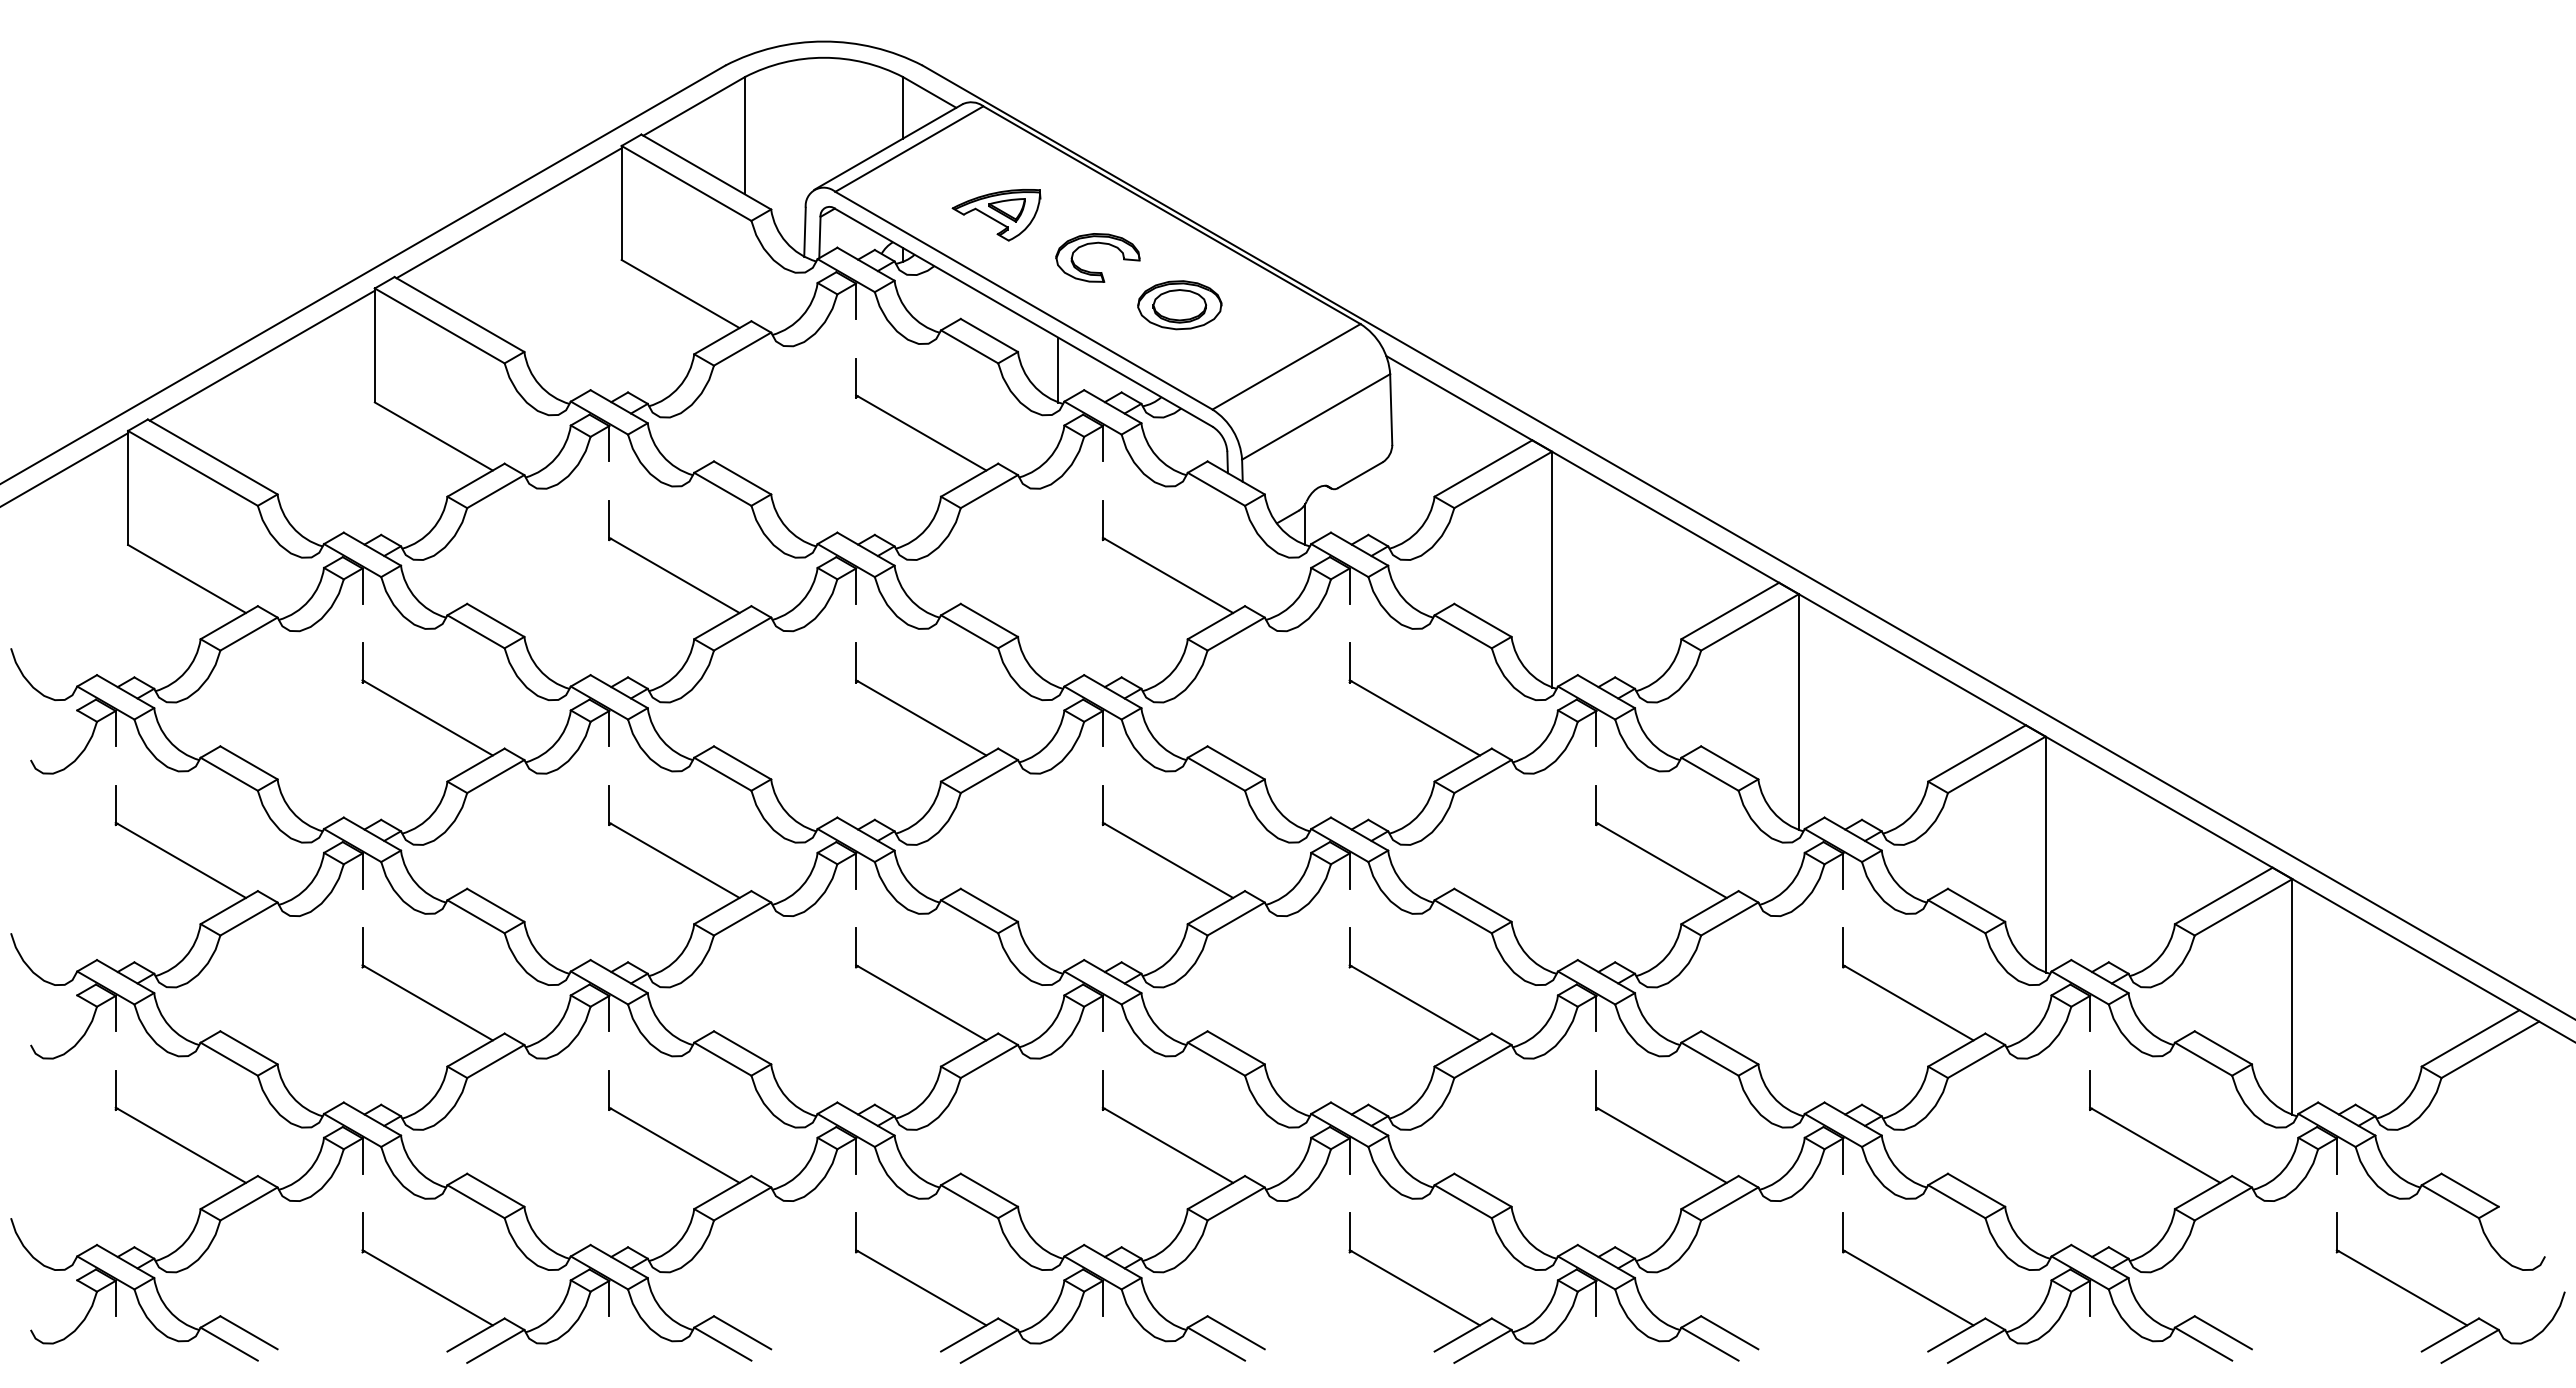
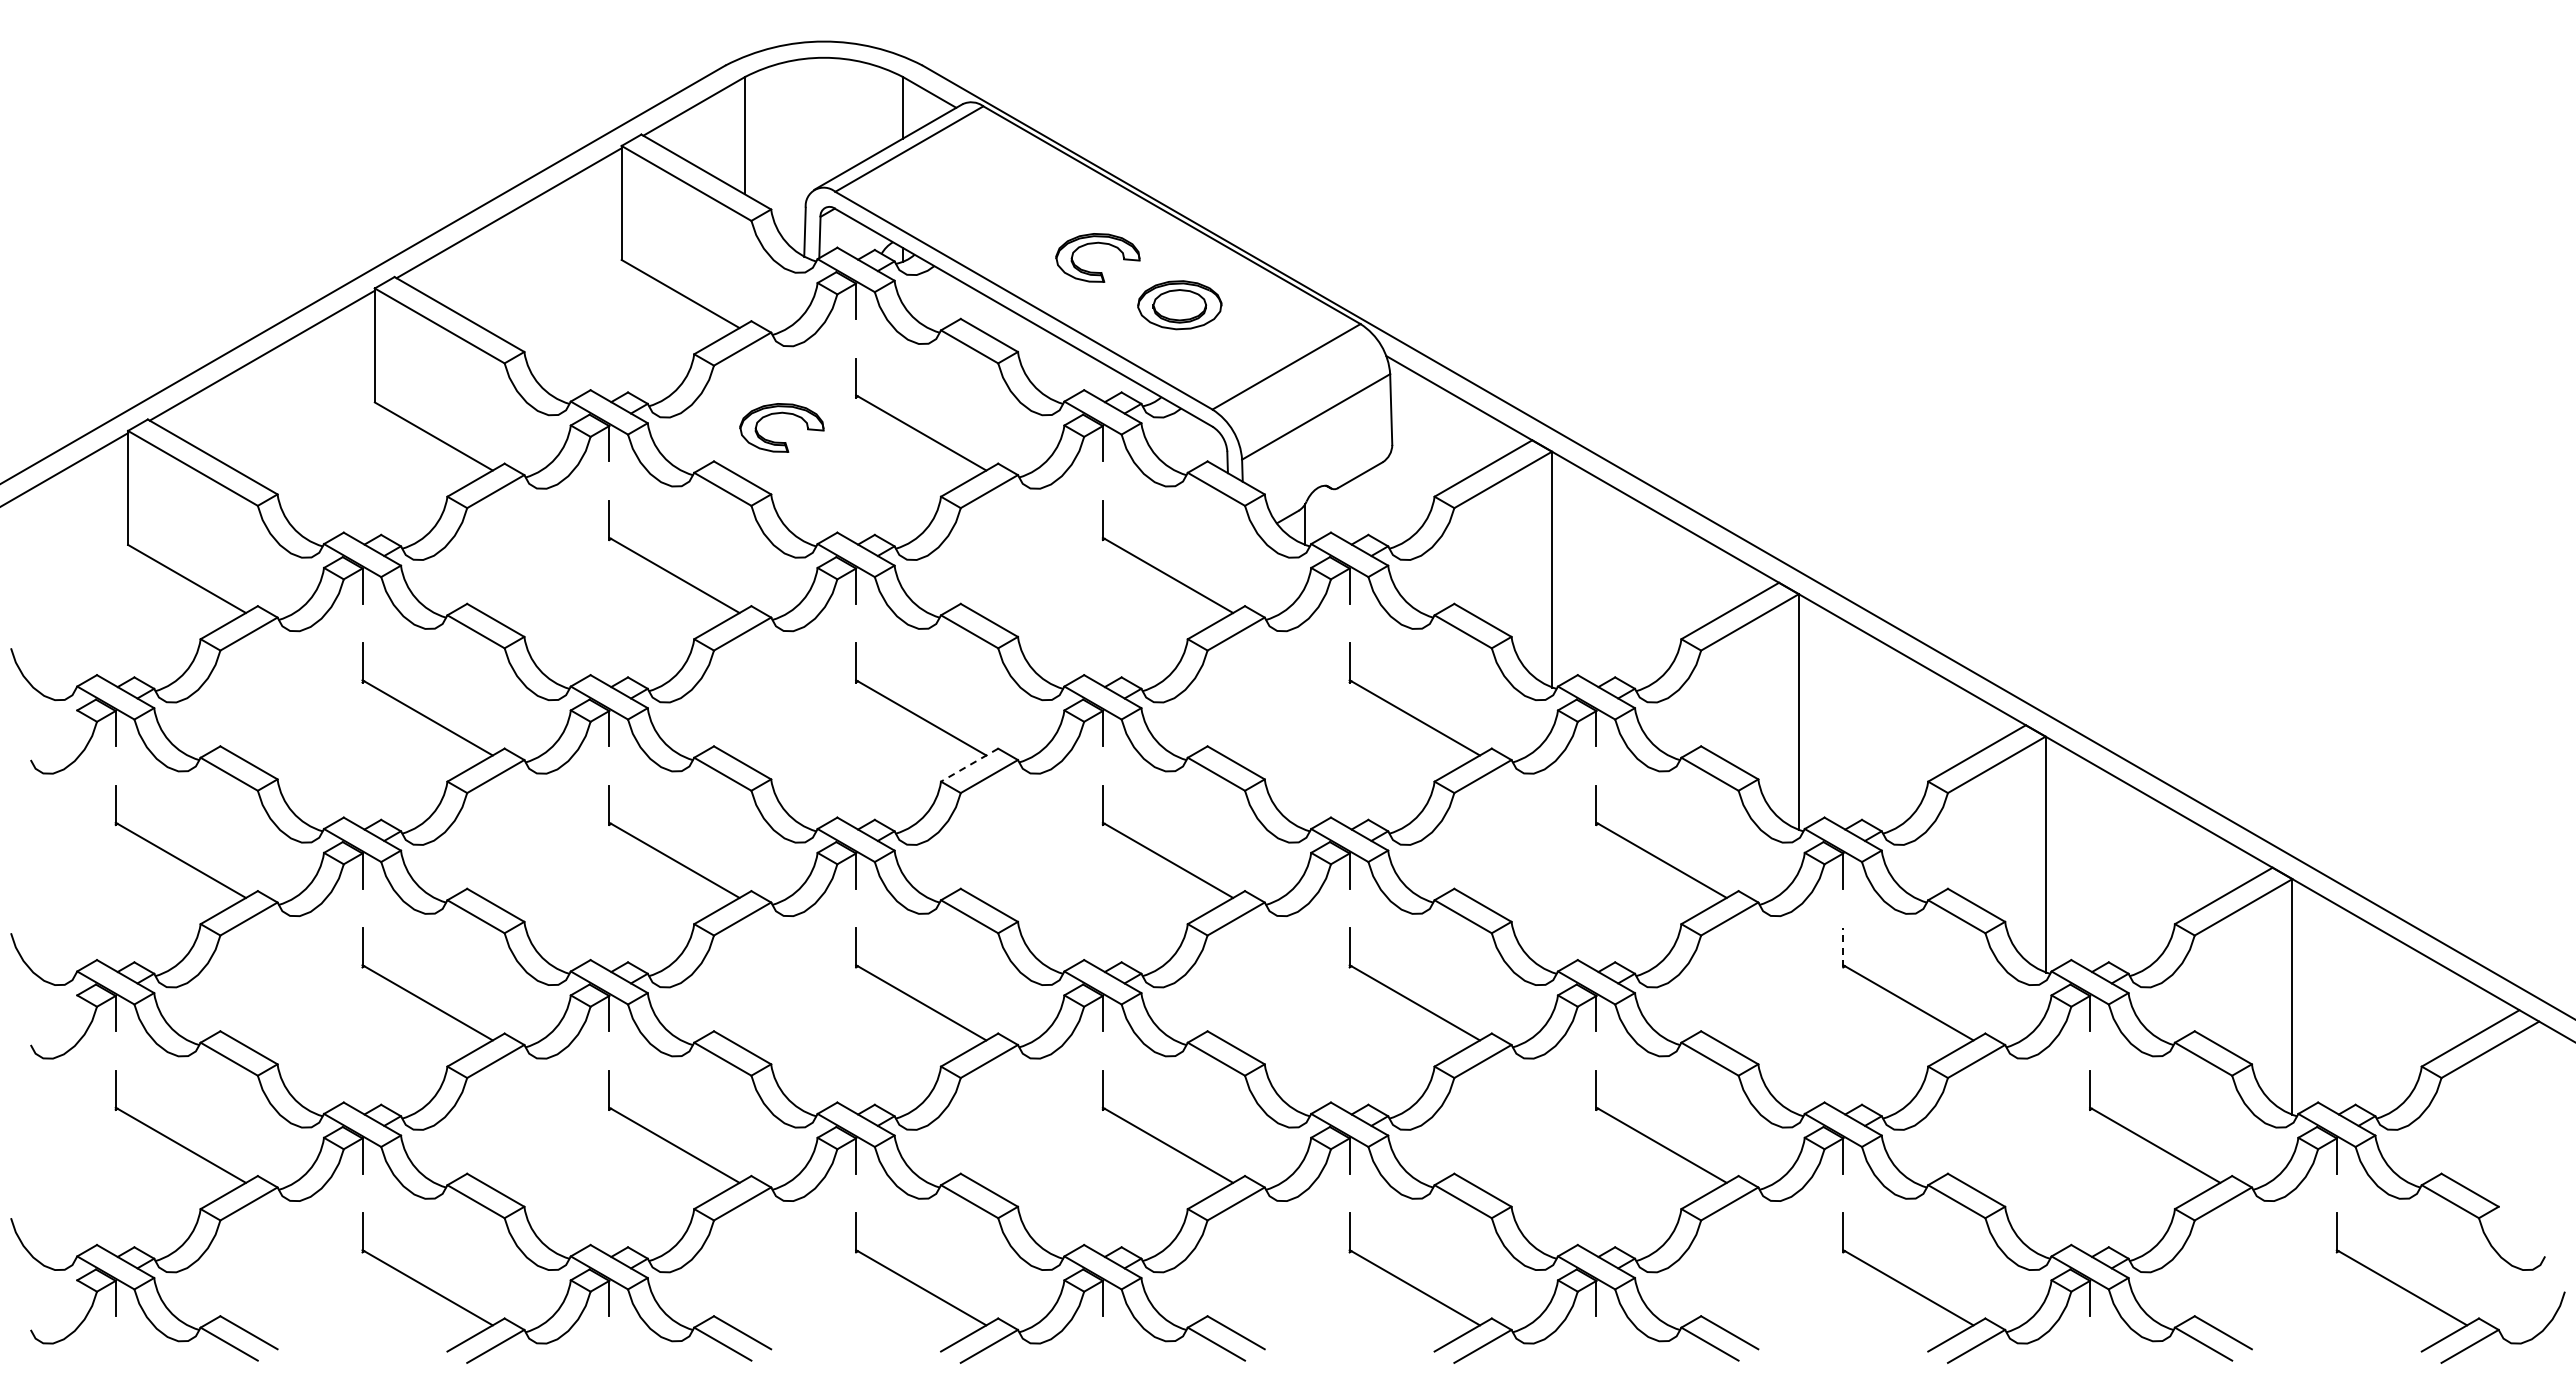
part: present -> none (996, 215)
line: present -> none (1058, 369)
part: none -> present (778, 414)
line: solid -> dashed (969, 765)
line: solid -> dashed (1843, 947)
